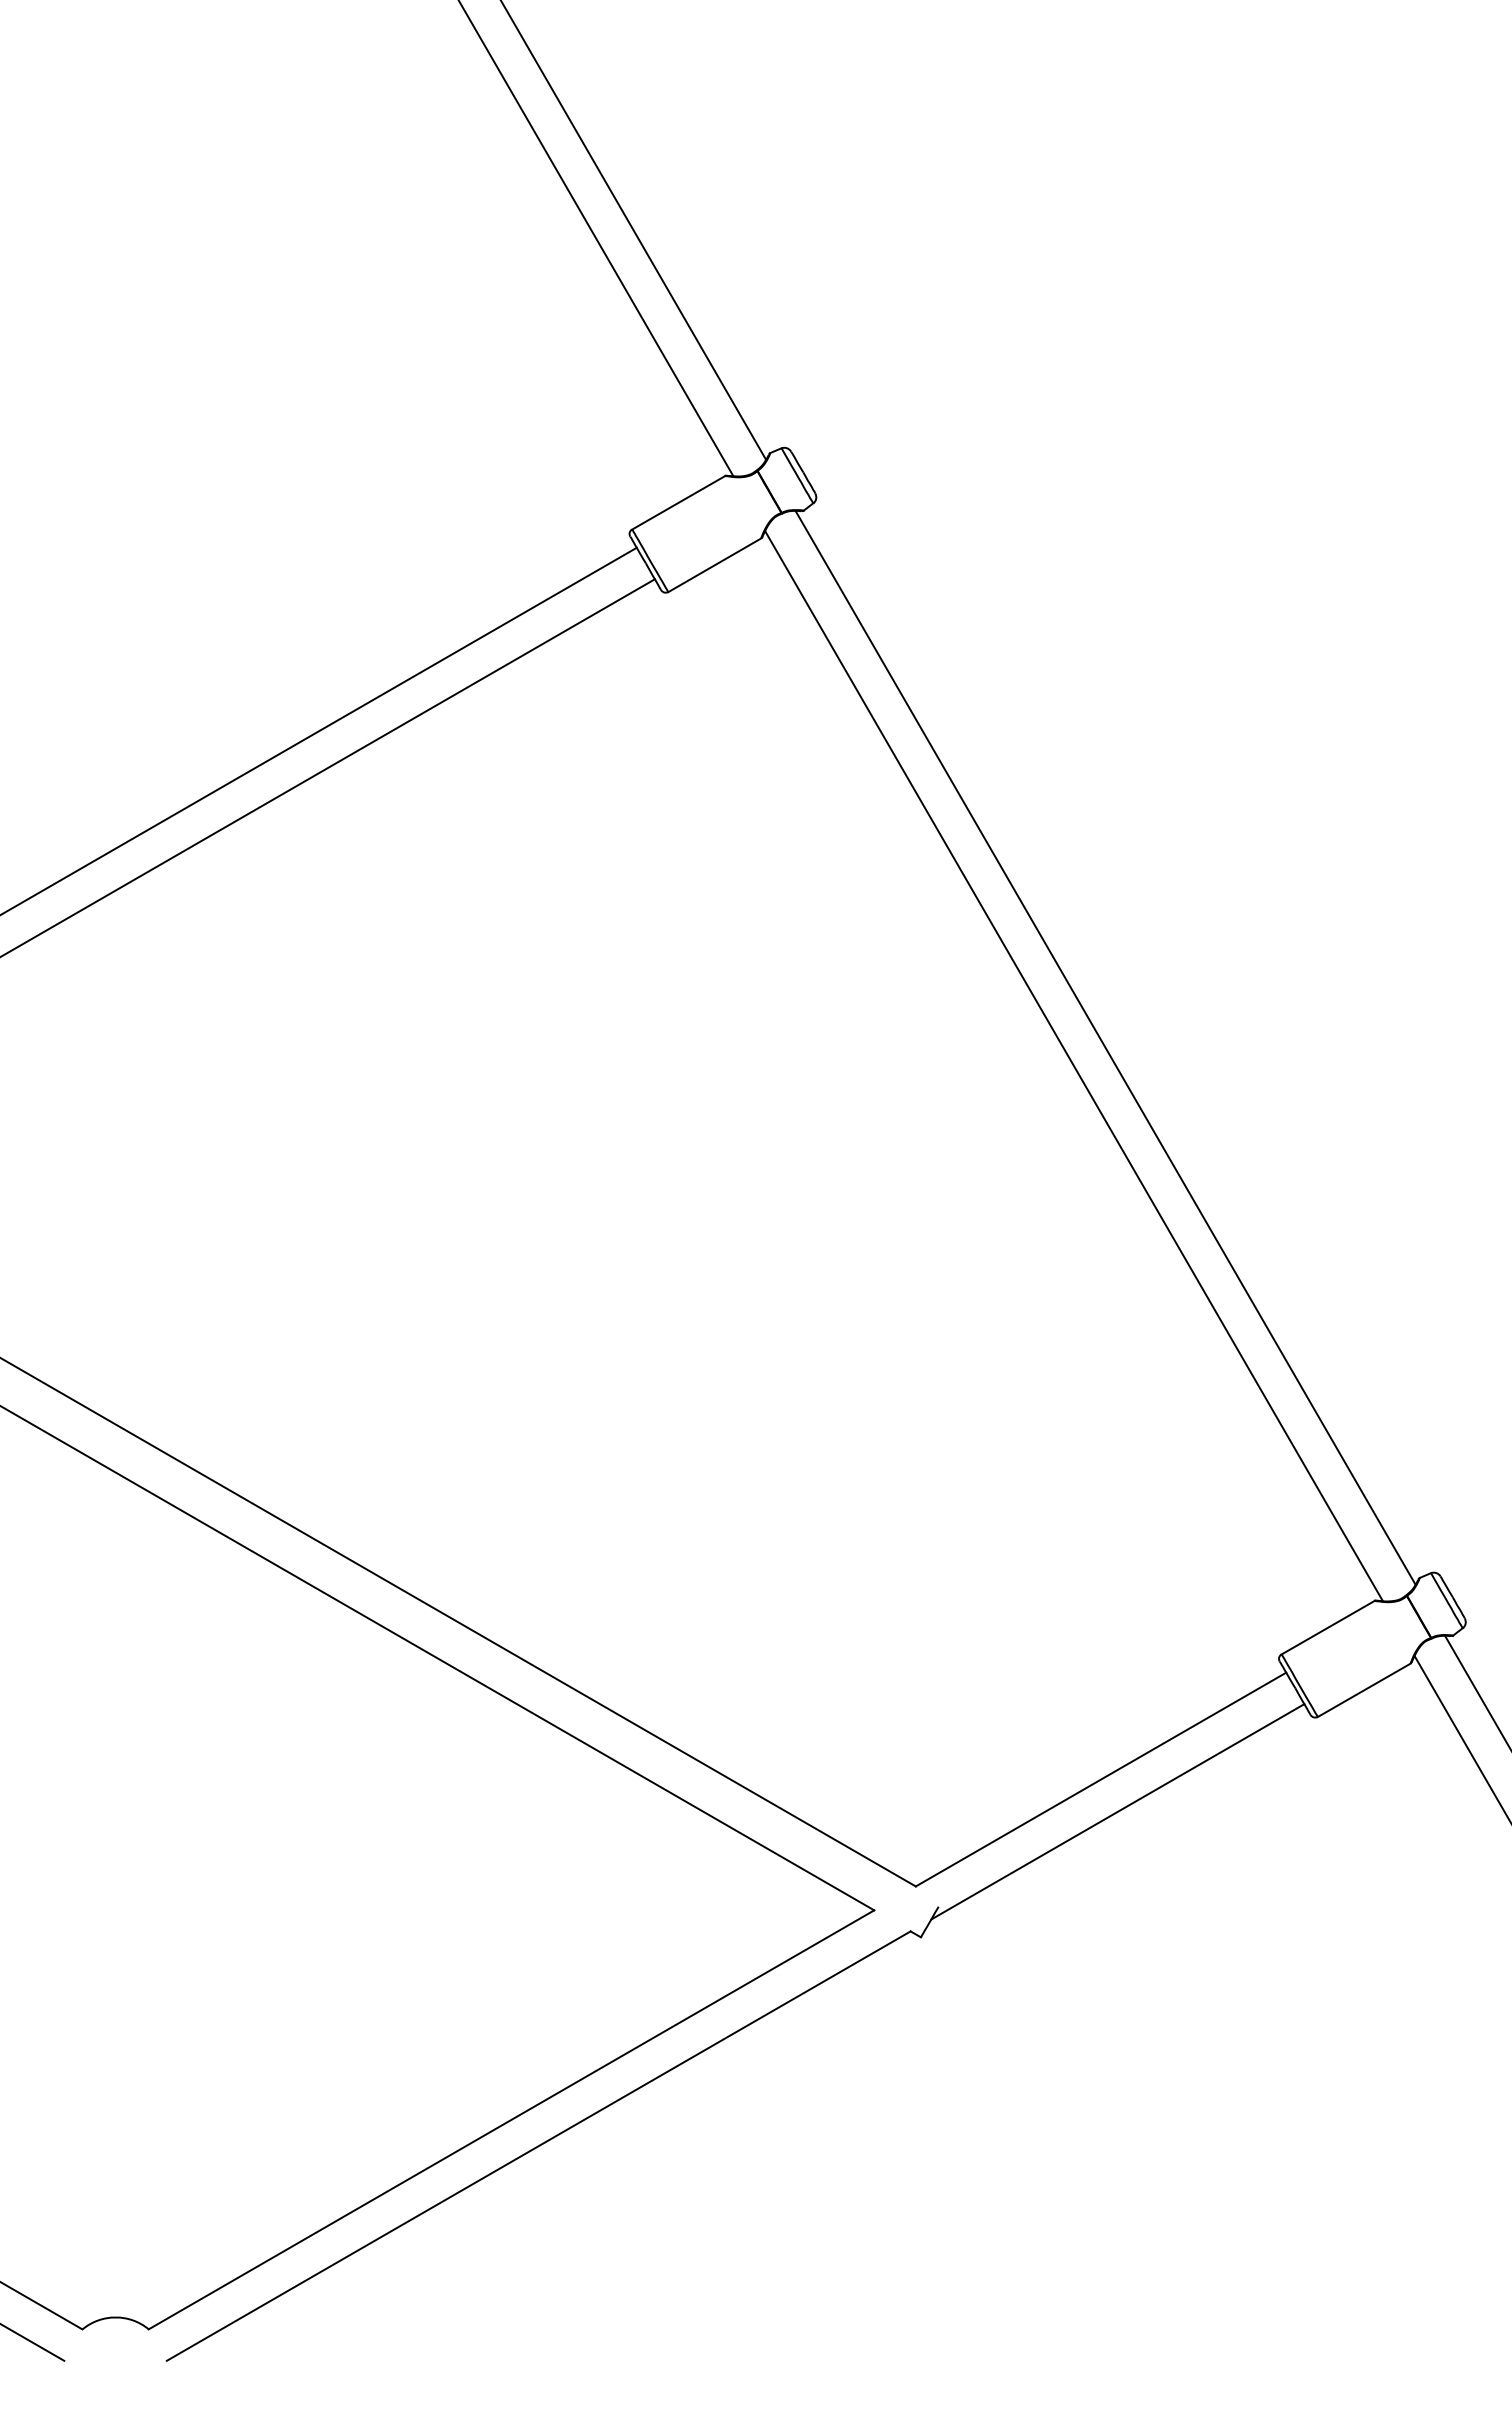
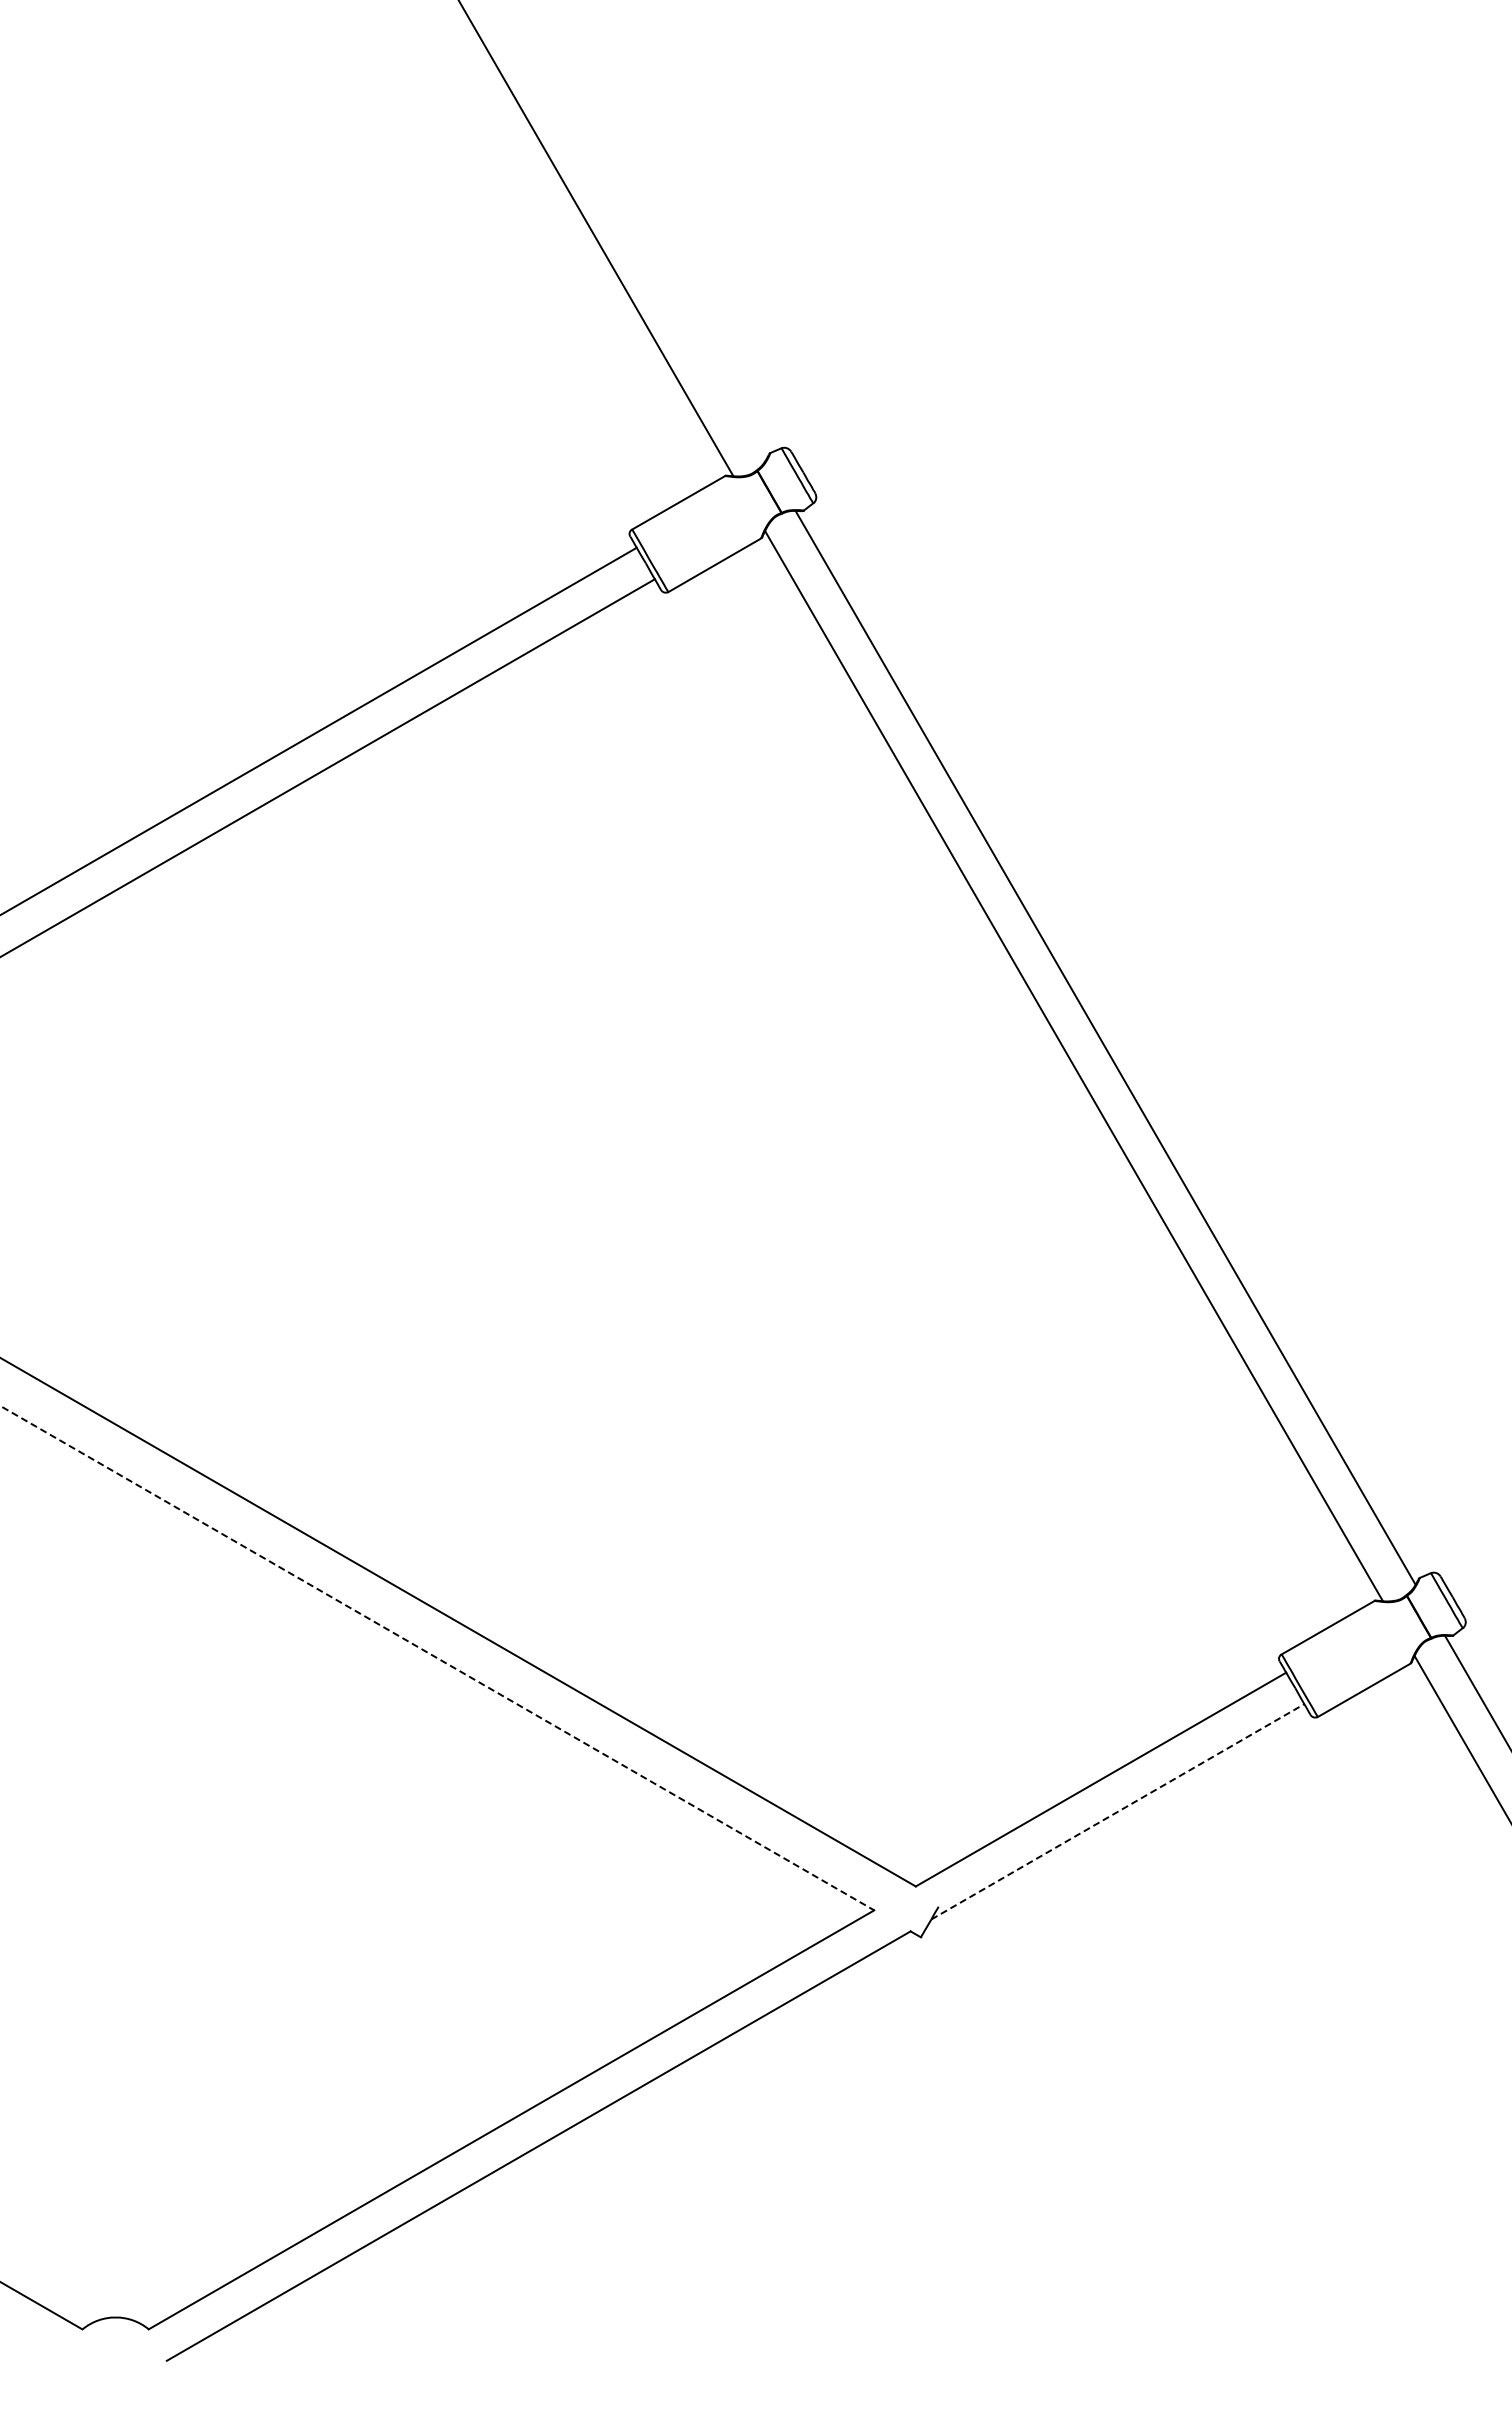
line: present -> none (634, 230)
line: solid -> dashed (437, 1658)
line: solid -> dashed (1118, 1811)
line: present -> none (33, 2342)
